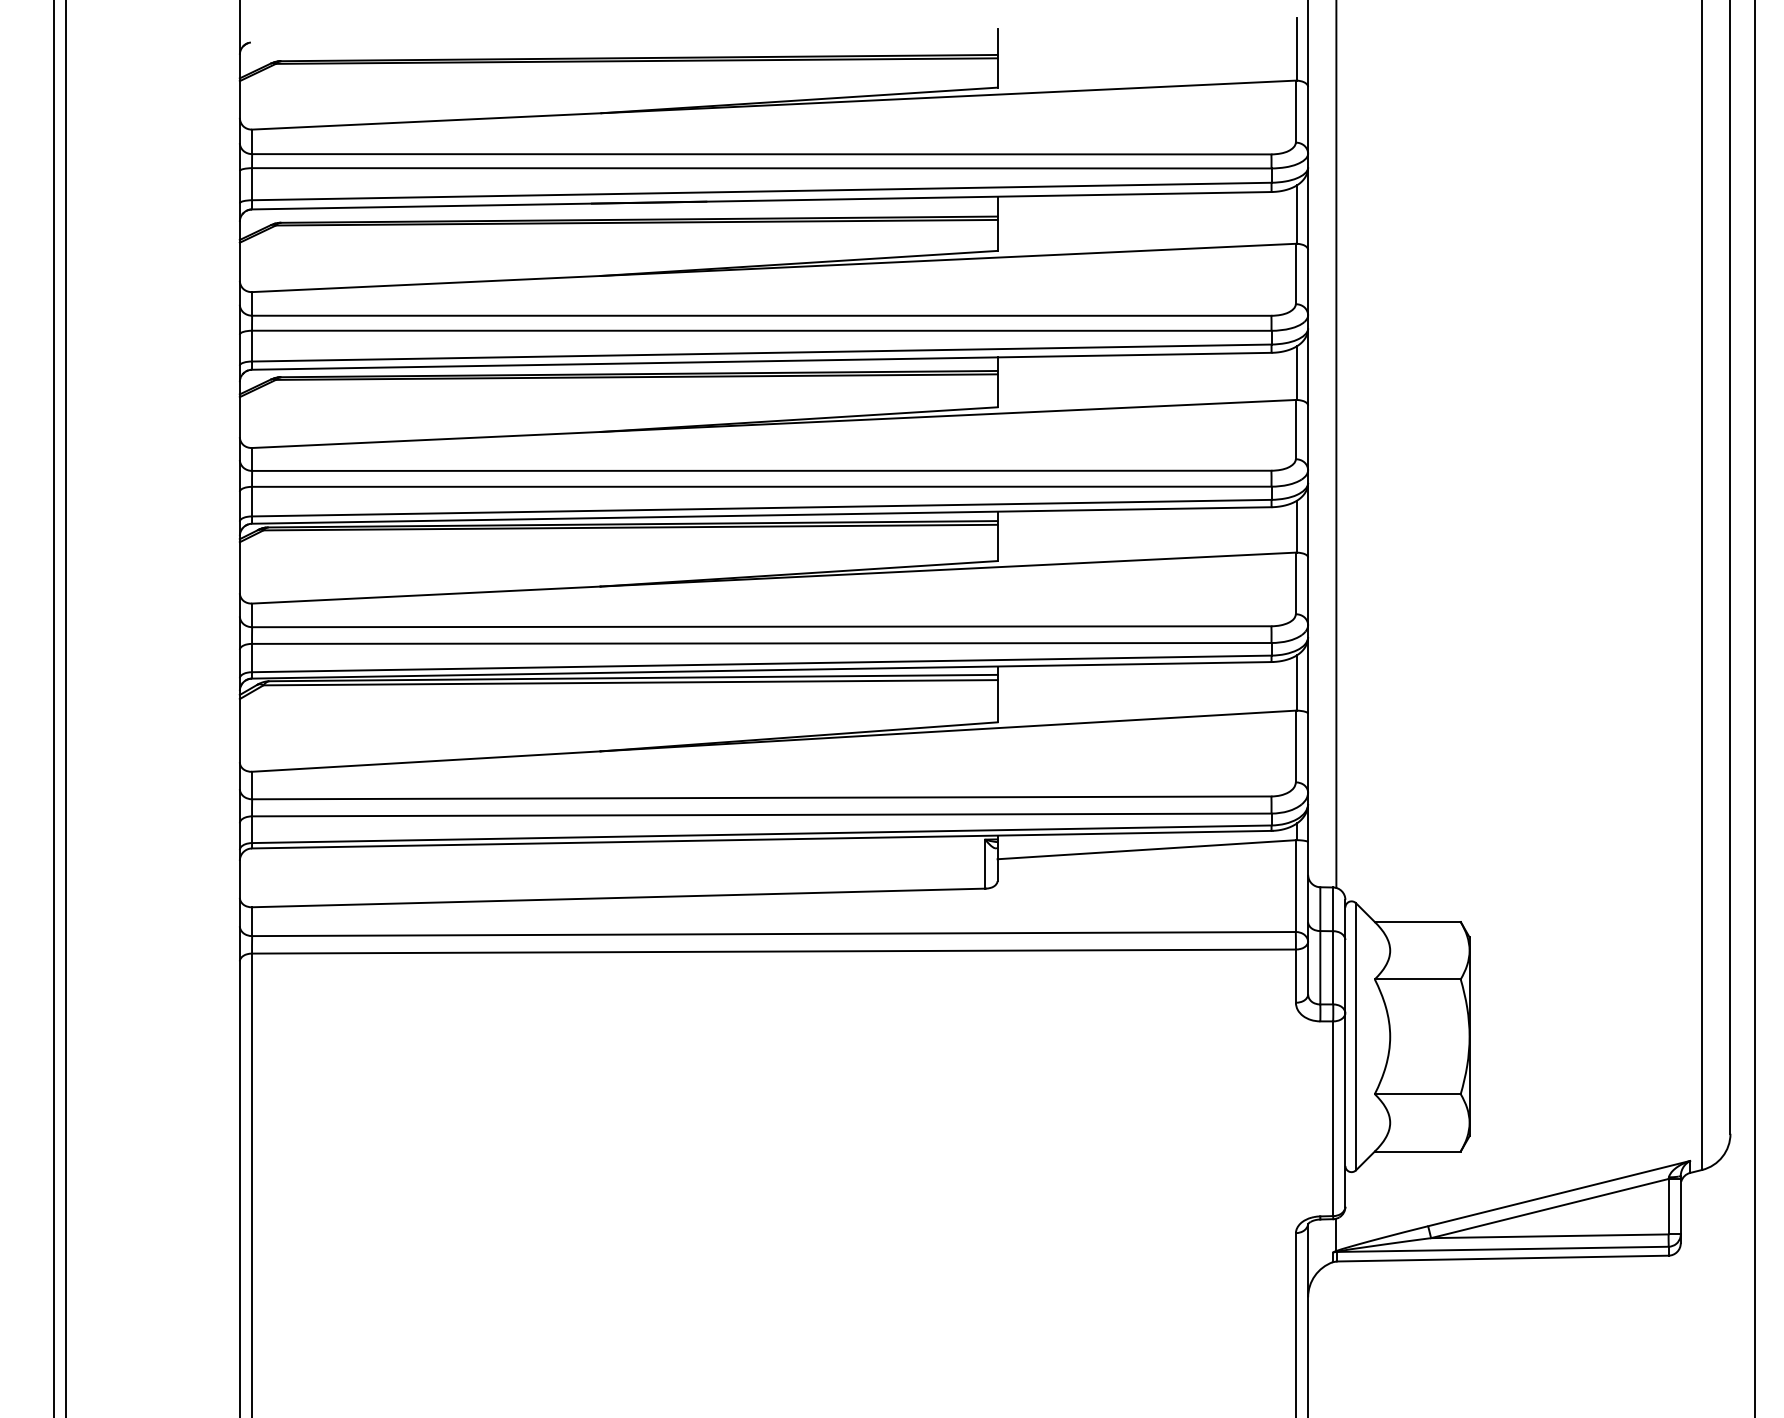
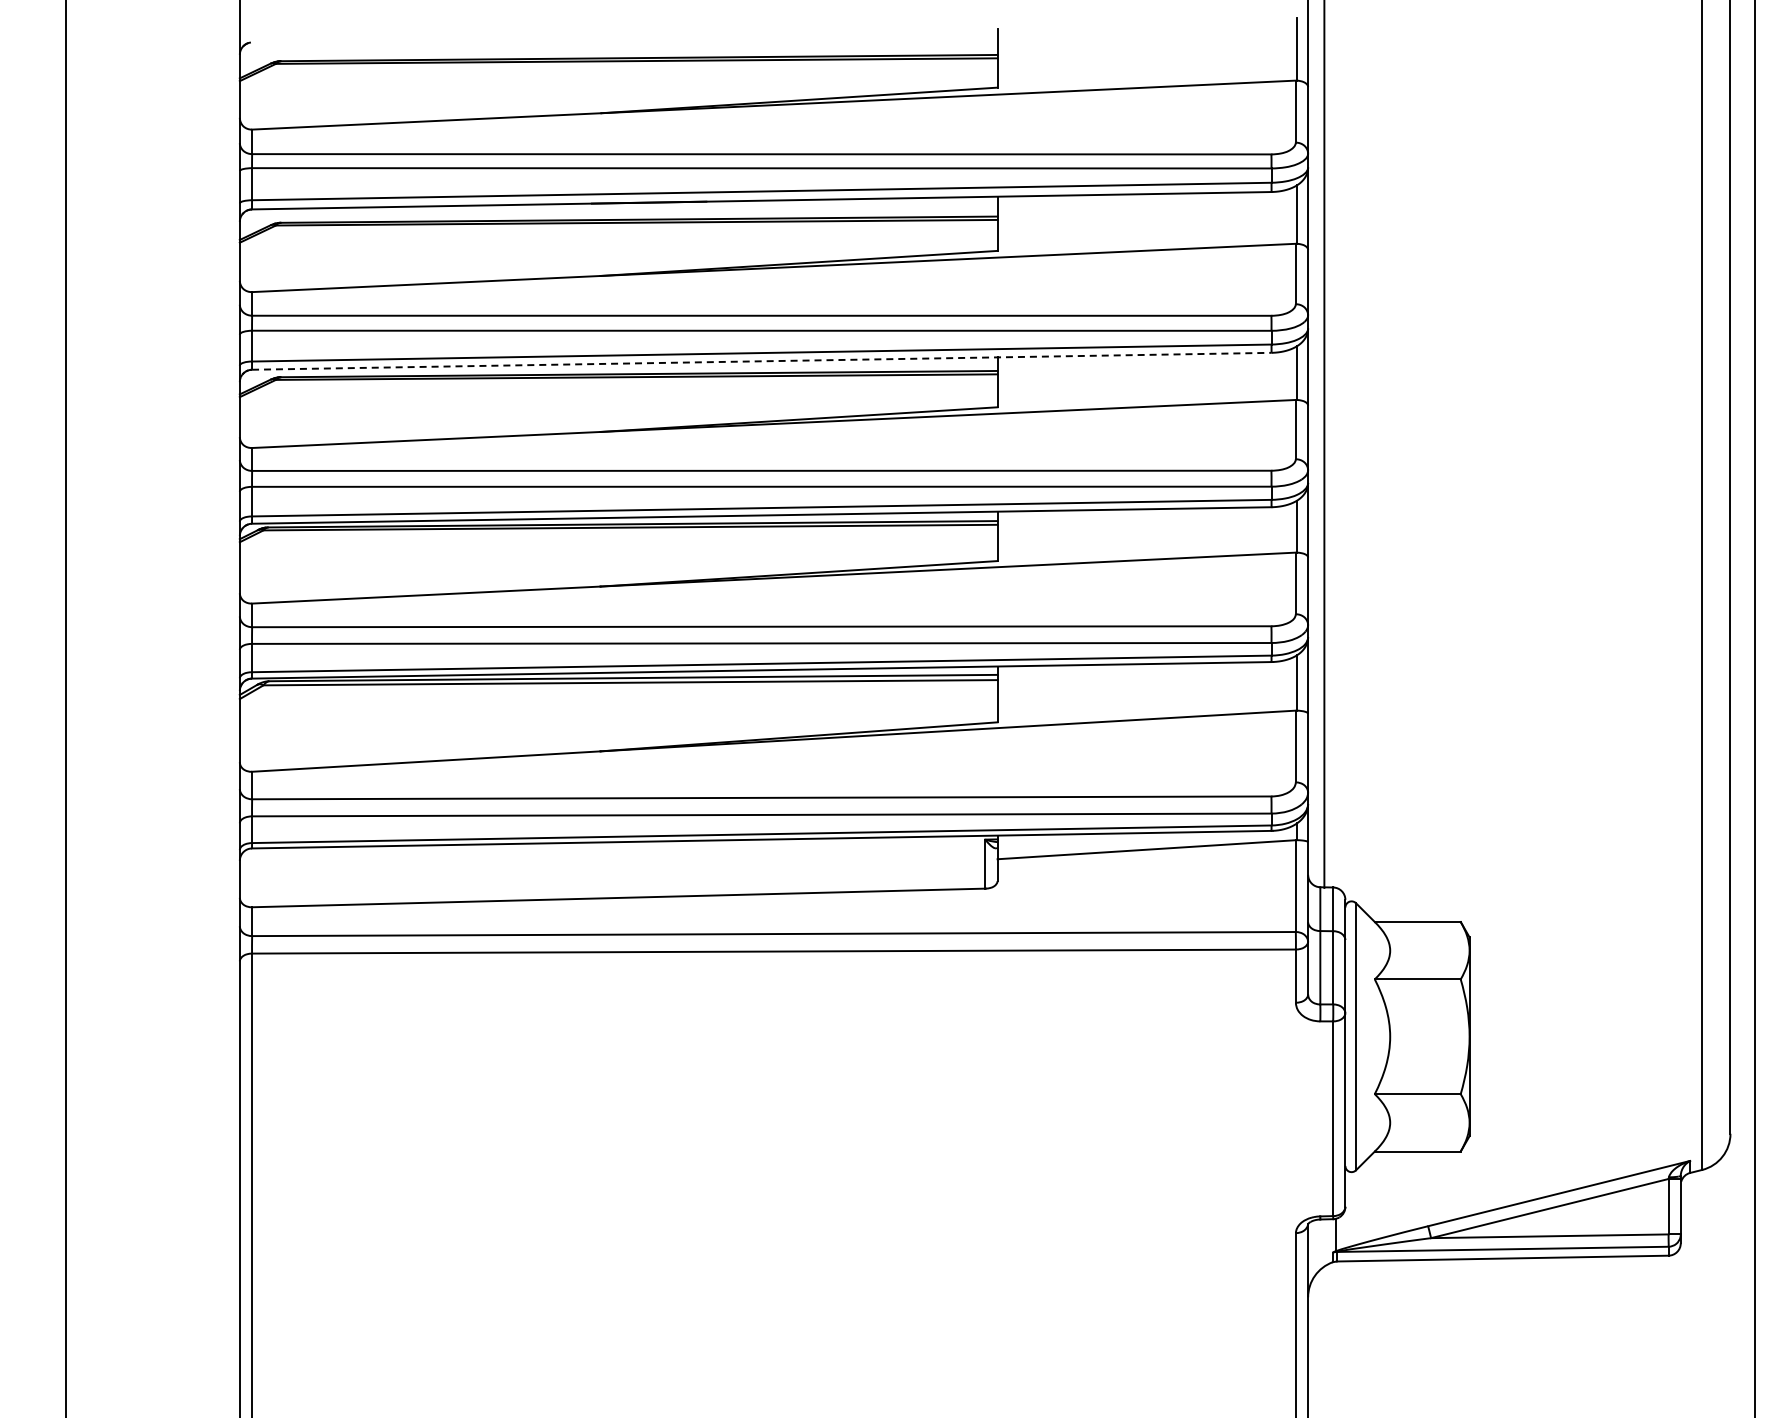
line: solid -> dashed (761, 361)
line position: (1336, 444) -> (1324, 444) (1324, 444)
line: present -> none (53, 708)
